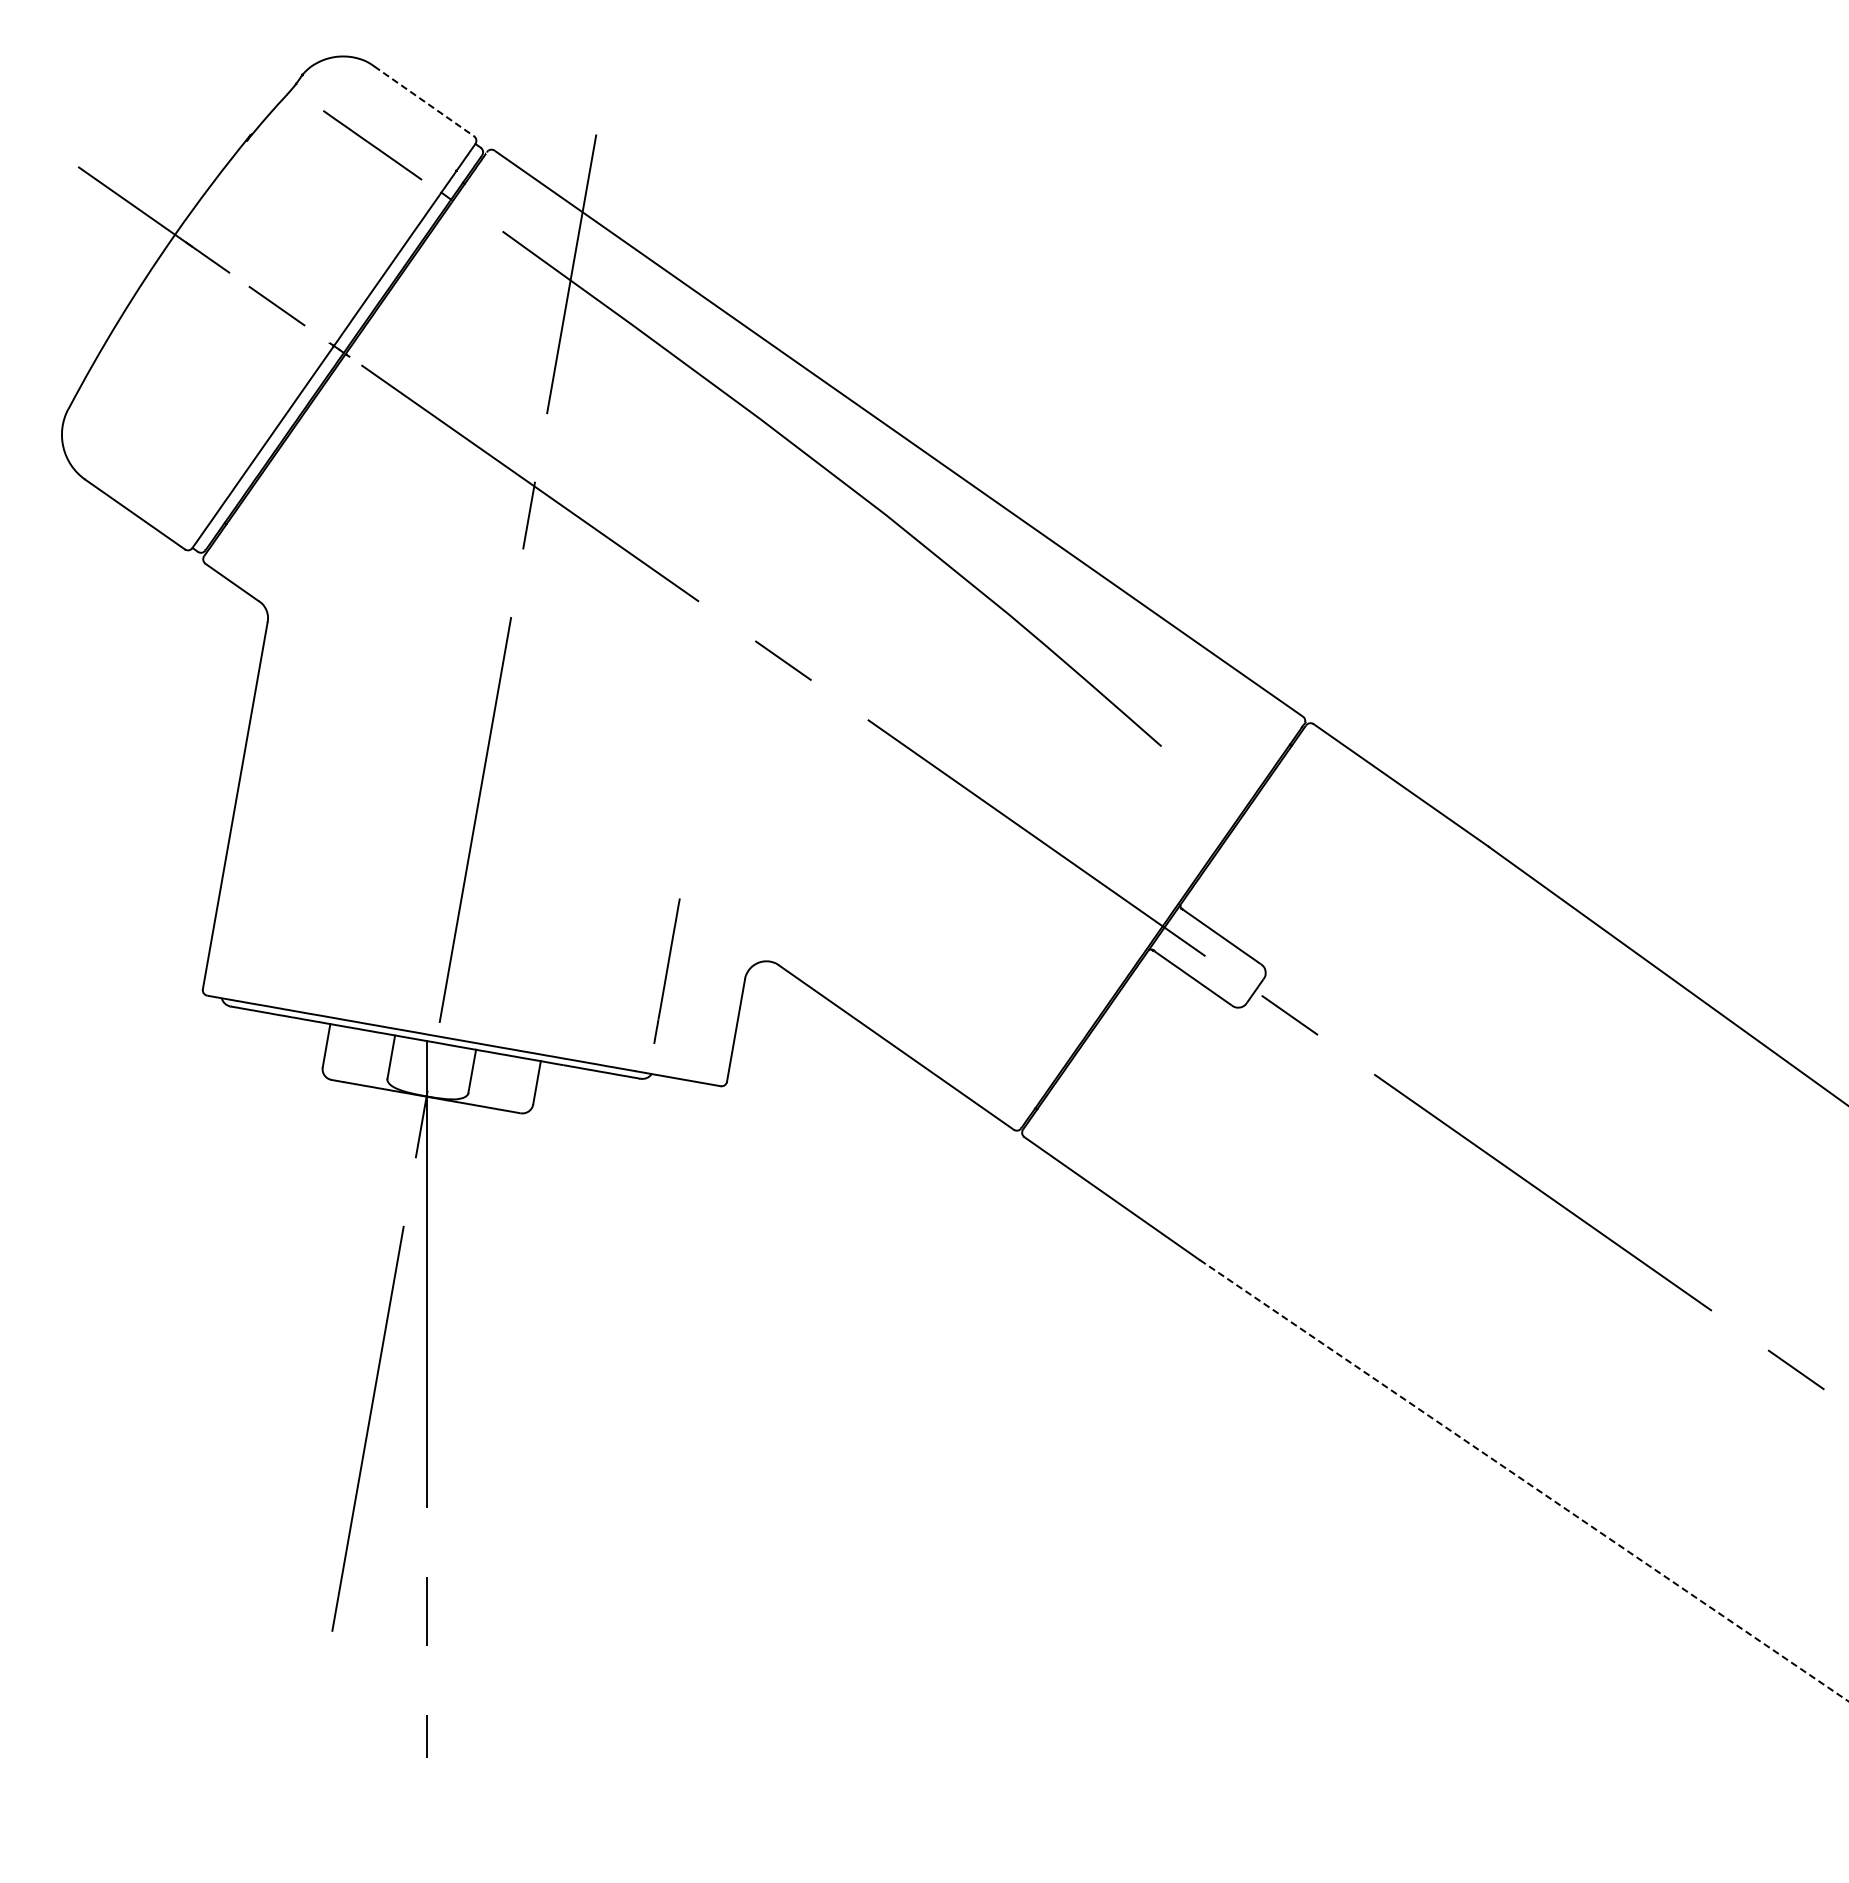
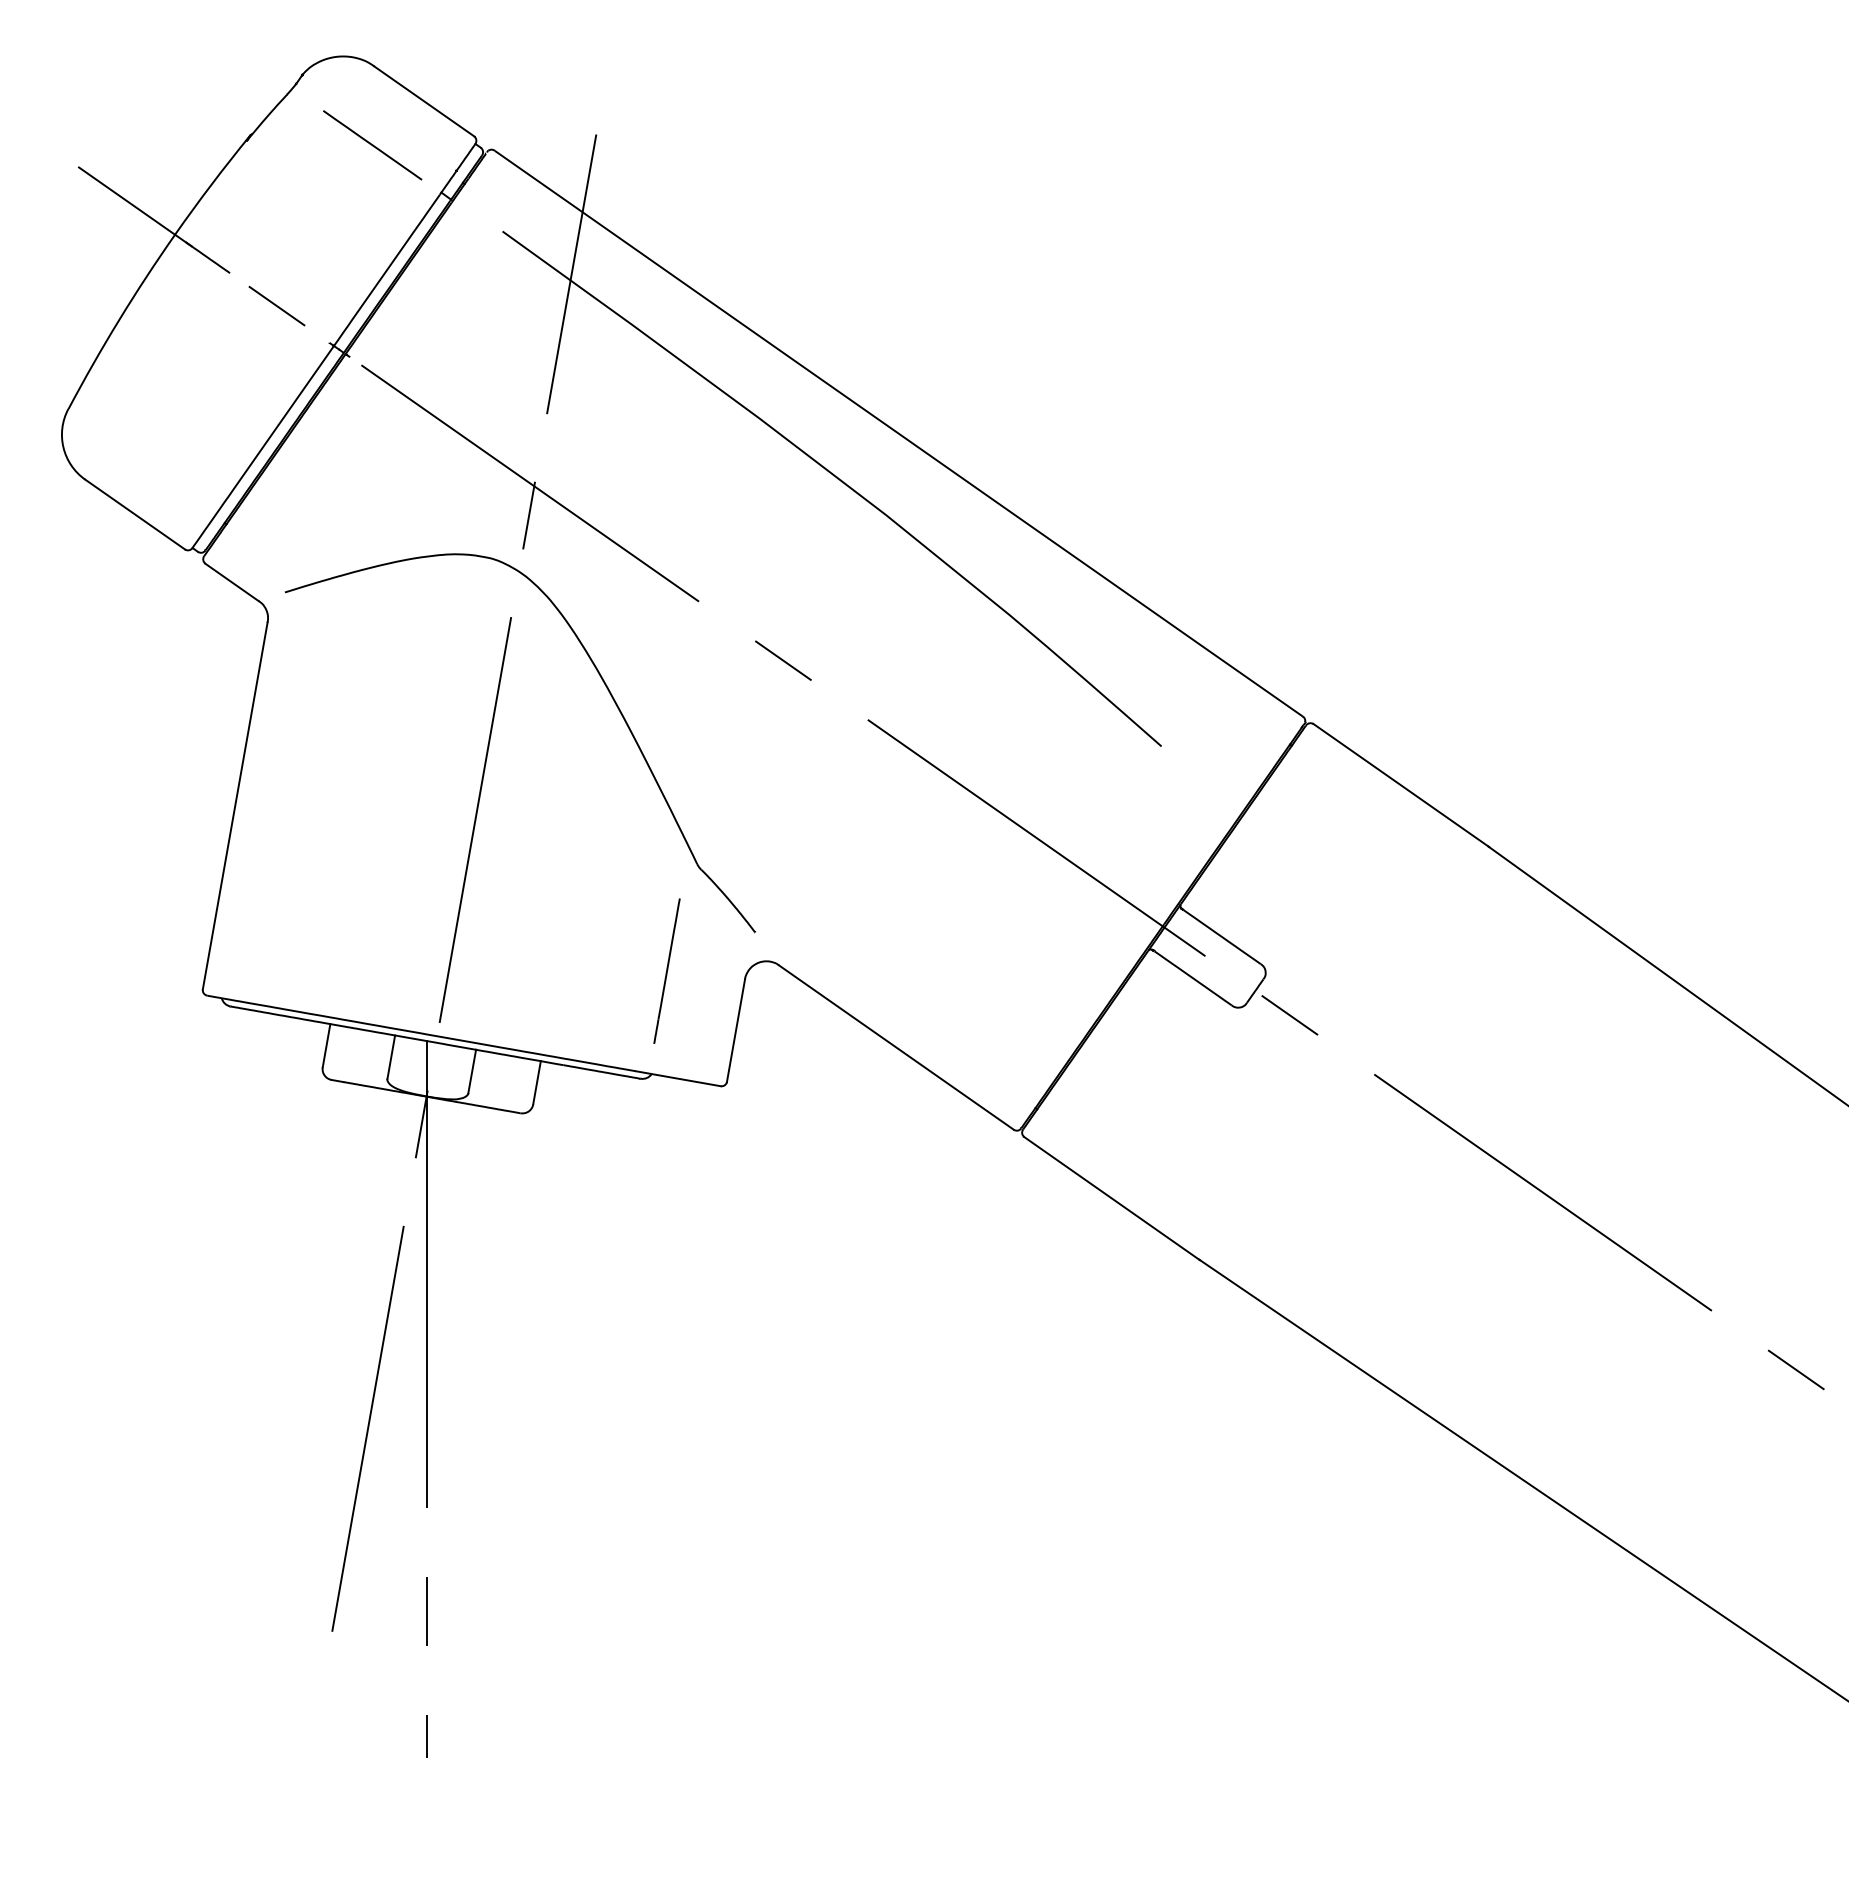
line: dashed -> solid (424, 101)
part: none -> present (607, 690)
line: dashed -> solid (1523, 1480)
